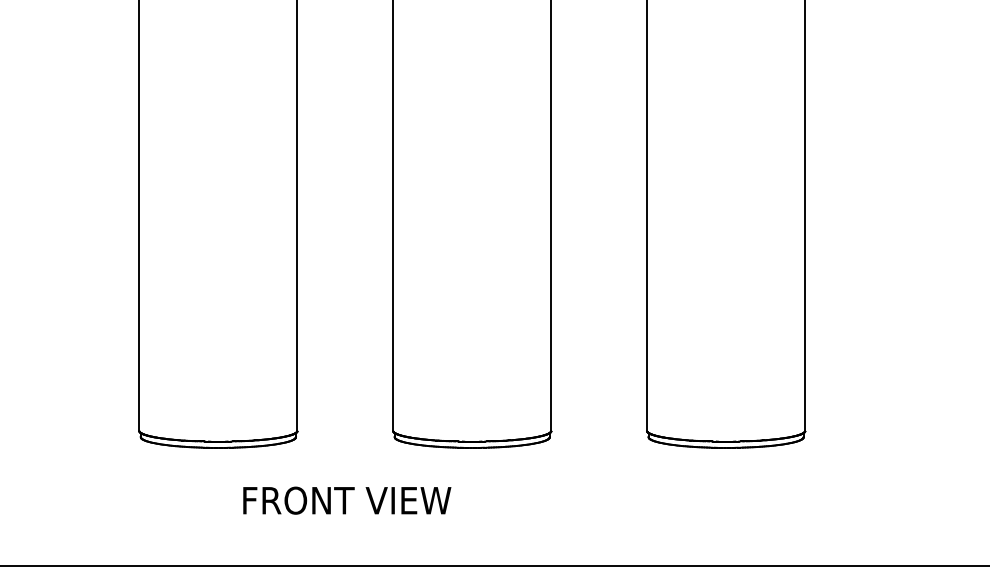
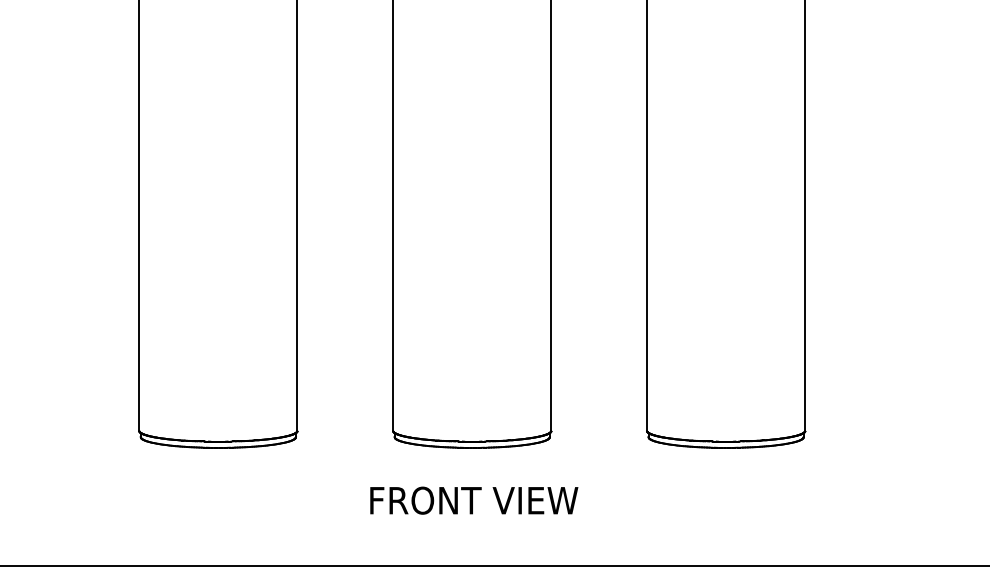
text position: (347, 500) -> (474, 500) (474, 500)
